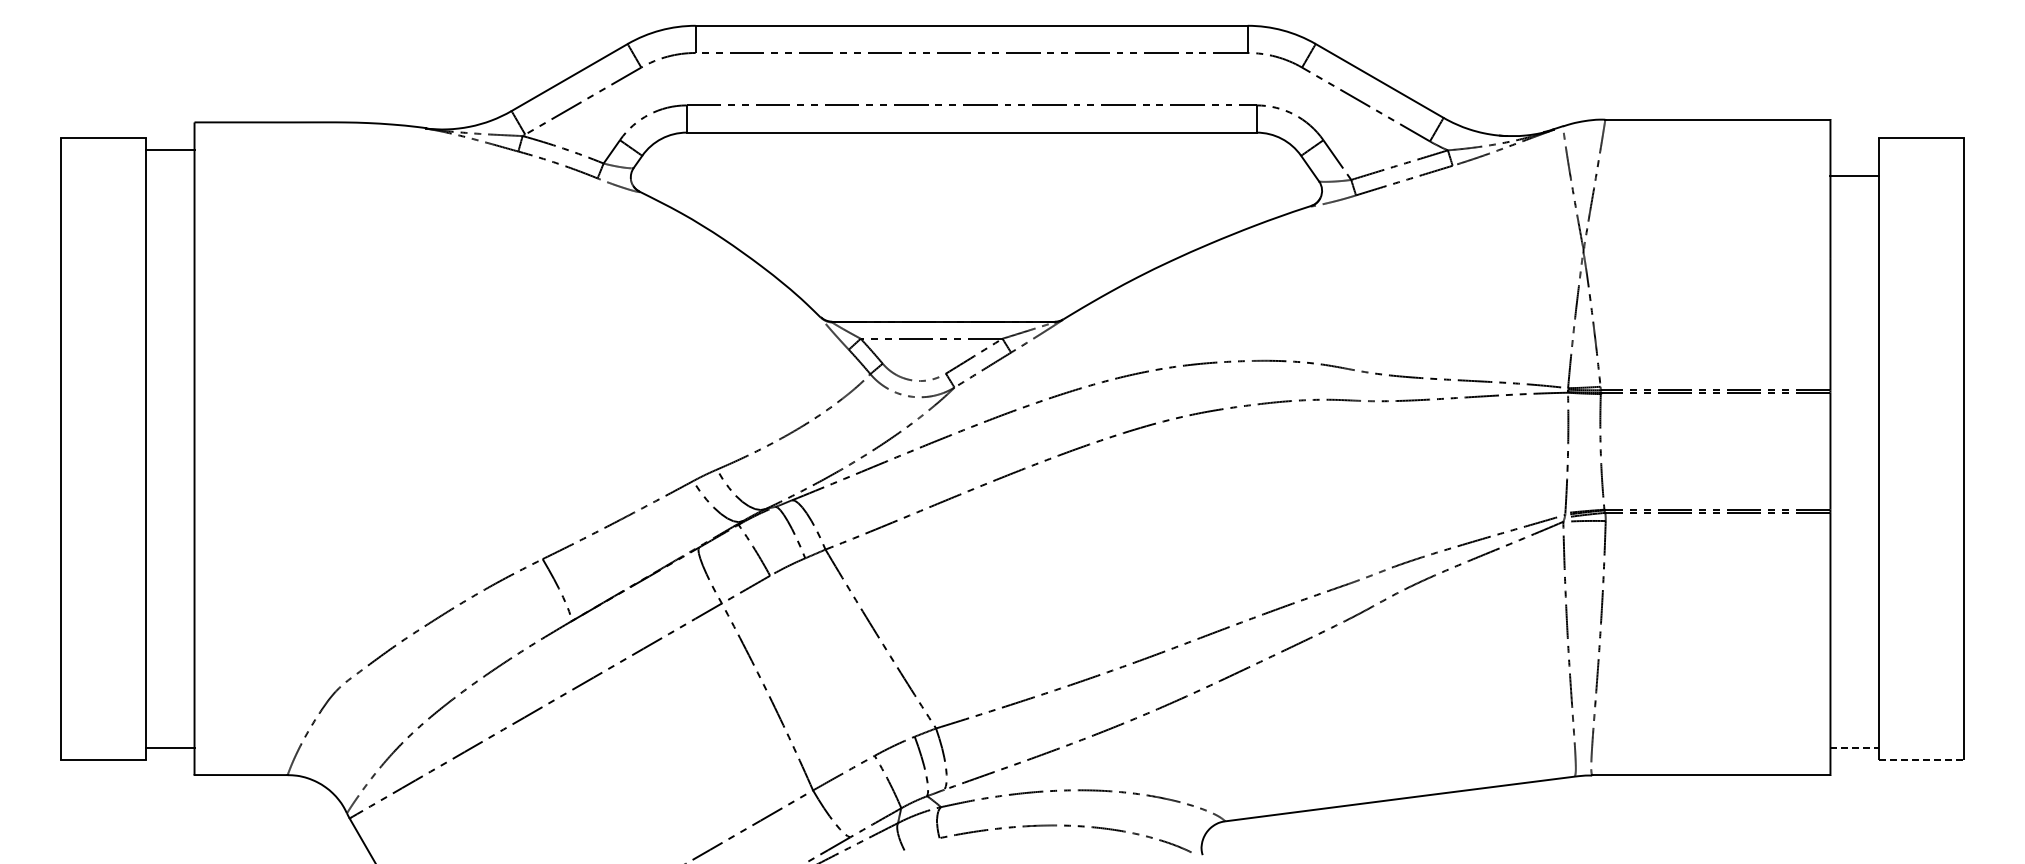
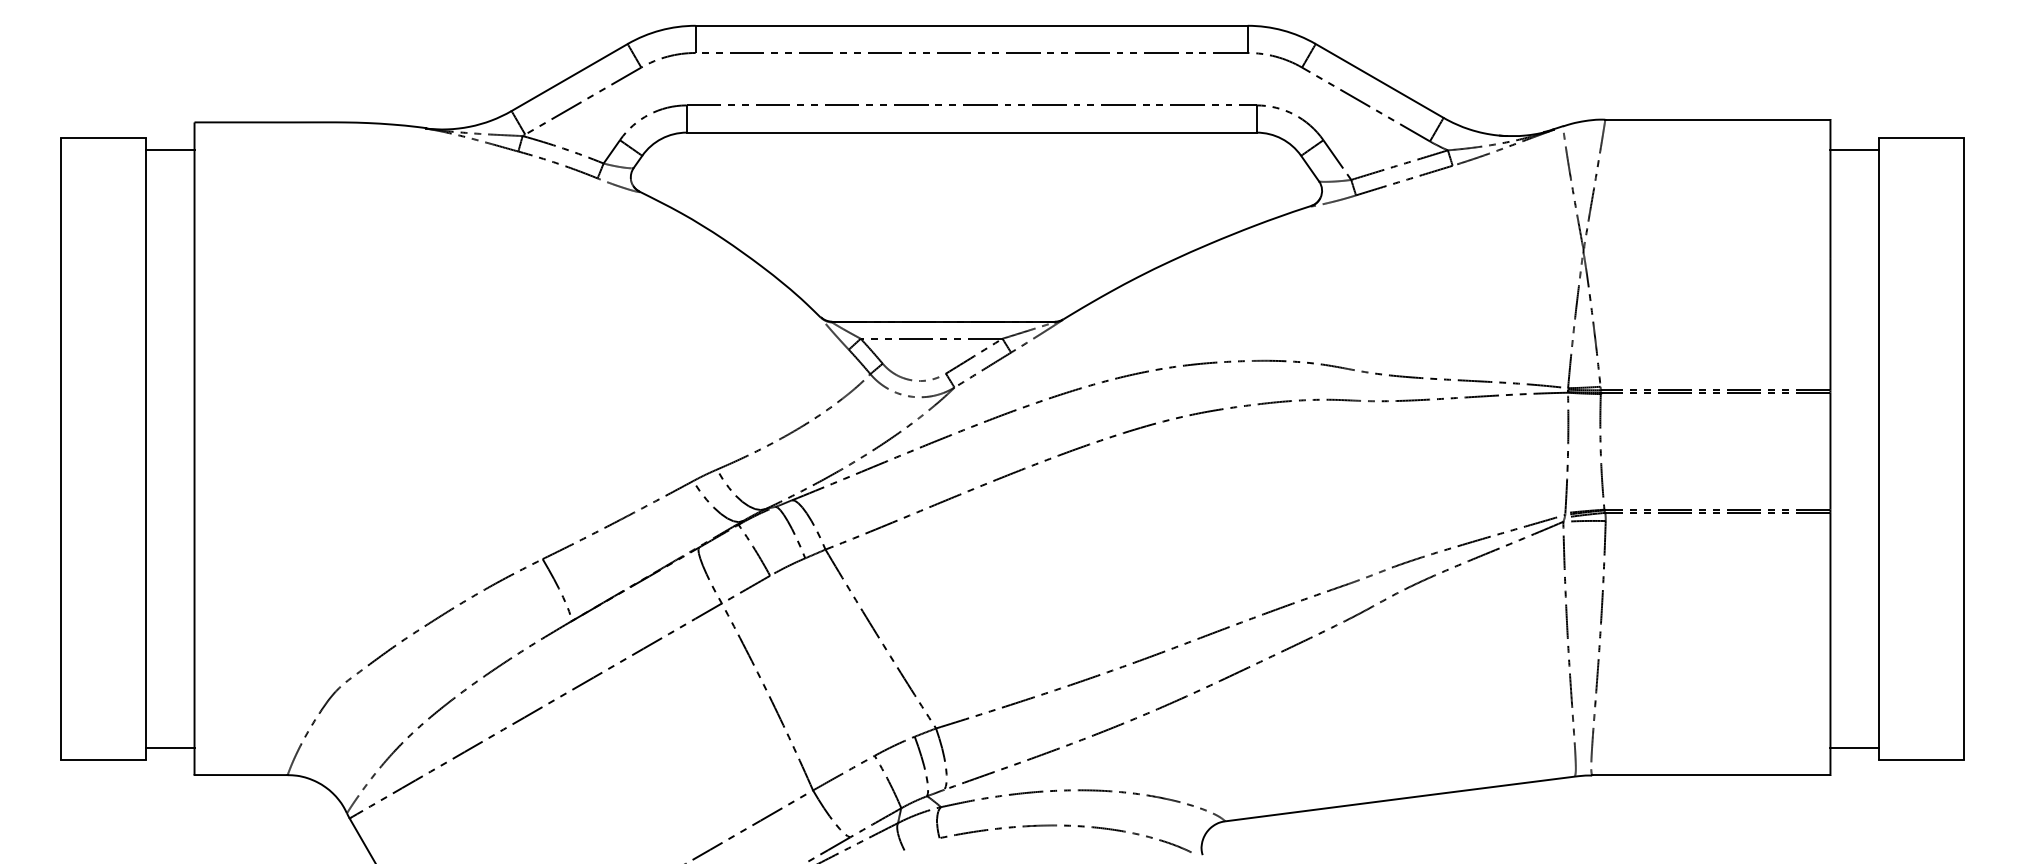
line position: (1854, 175) -> (1854, 149) (1854, 149)
line: dashed -> solid (1855, 747)
line: dashed -> solid (1922, 759)
